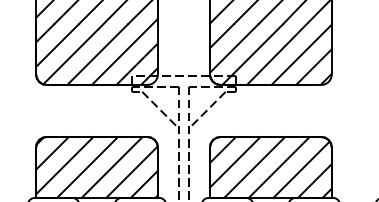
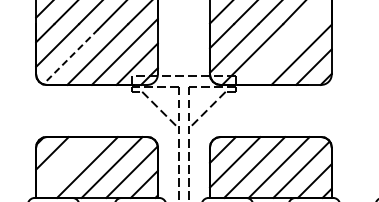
line: present -> none (287, 43)
line: solid -> dashed (70, 56)
line: present -> none (64, 165)
